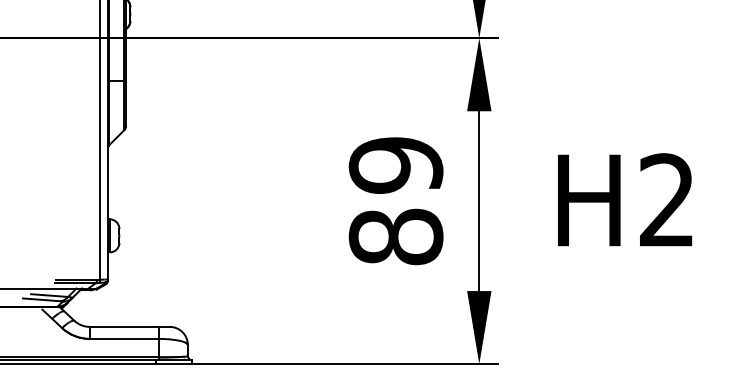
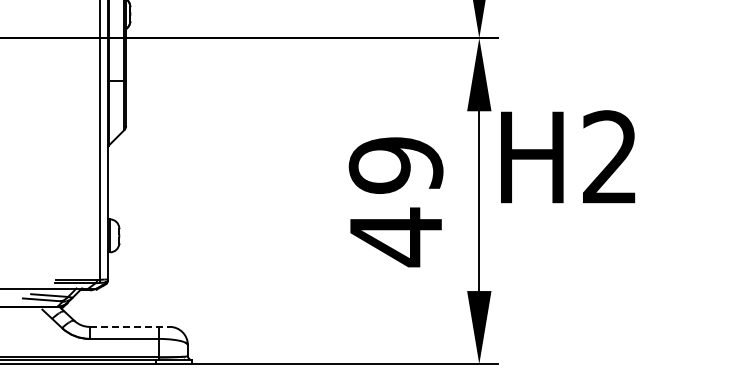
text position: (625, 199) -> (568, 156) (568, 156)
text: 89 -> 49 (395, 237)
line: solid -> dashed (130, 326)
